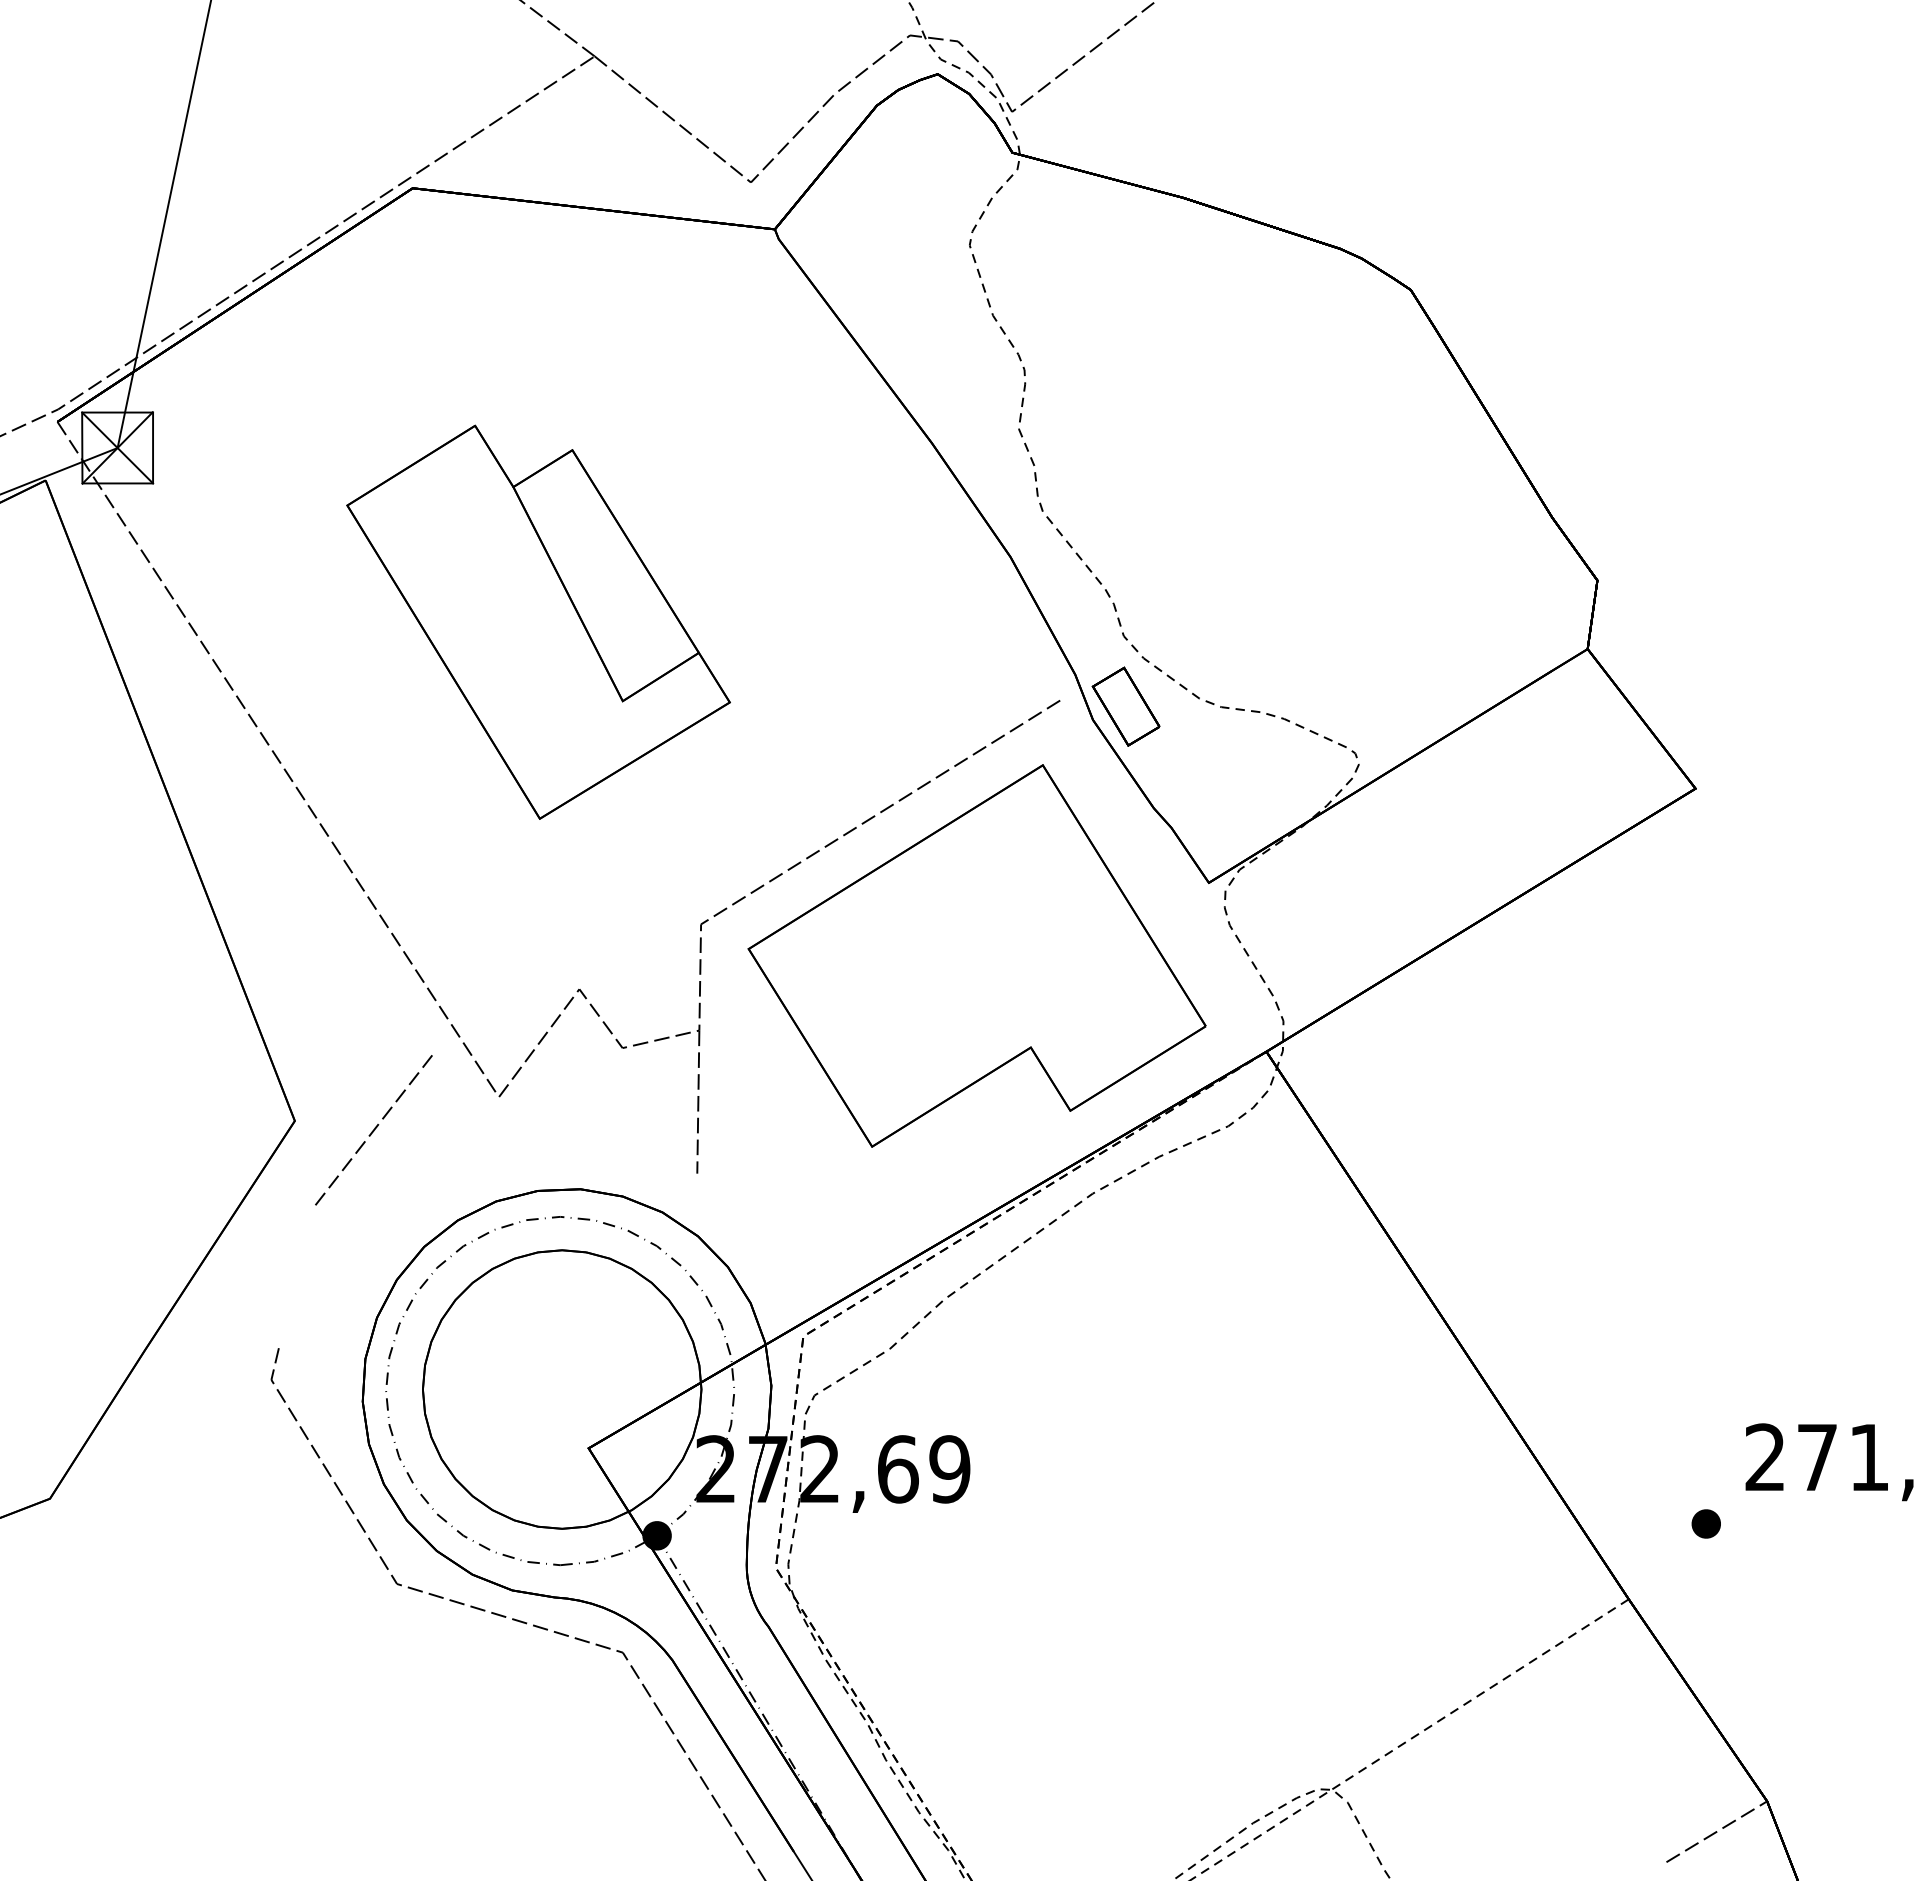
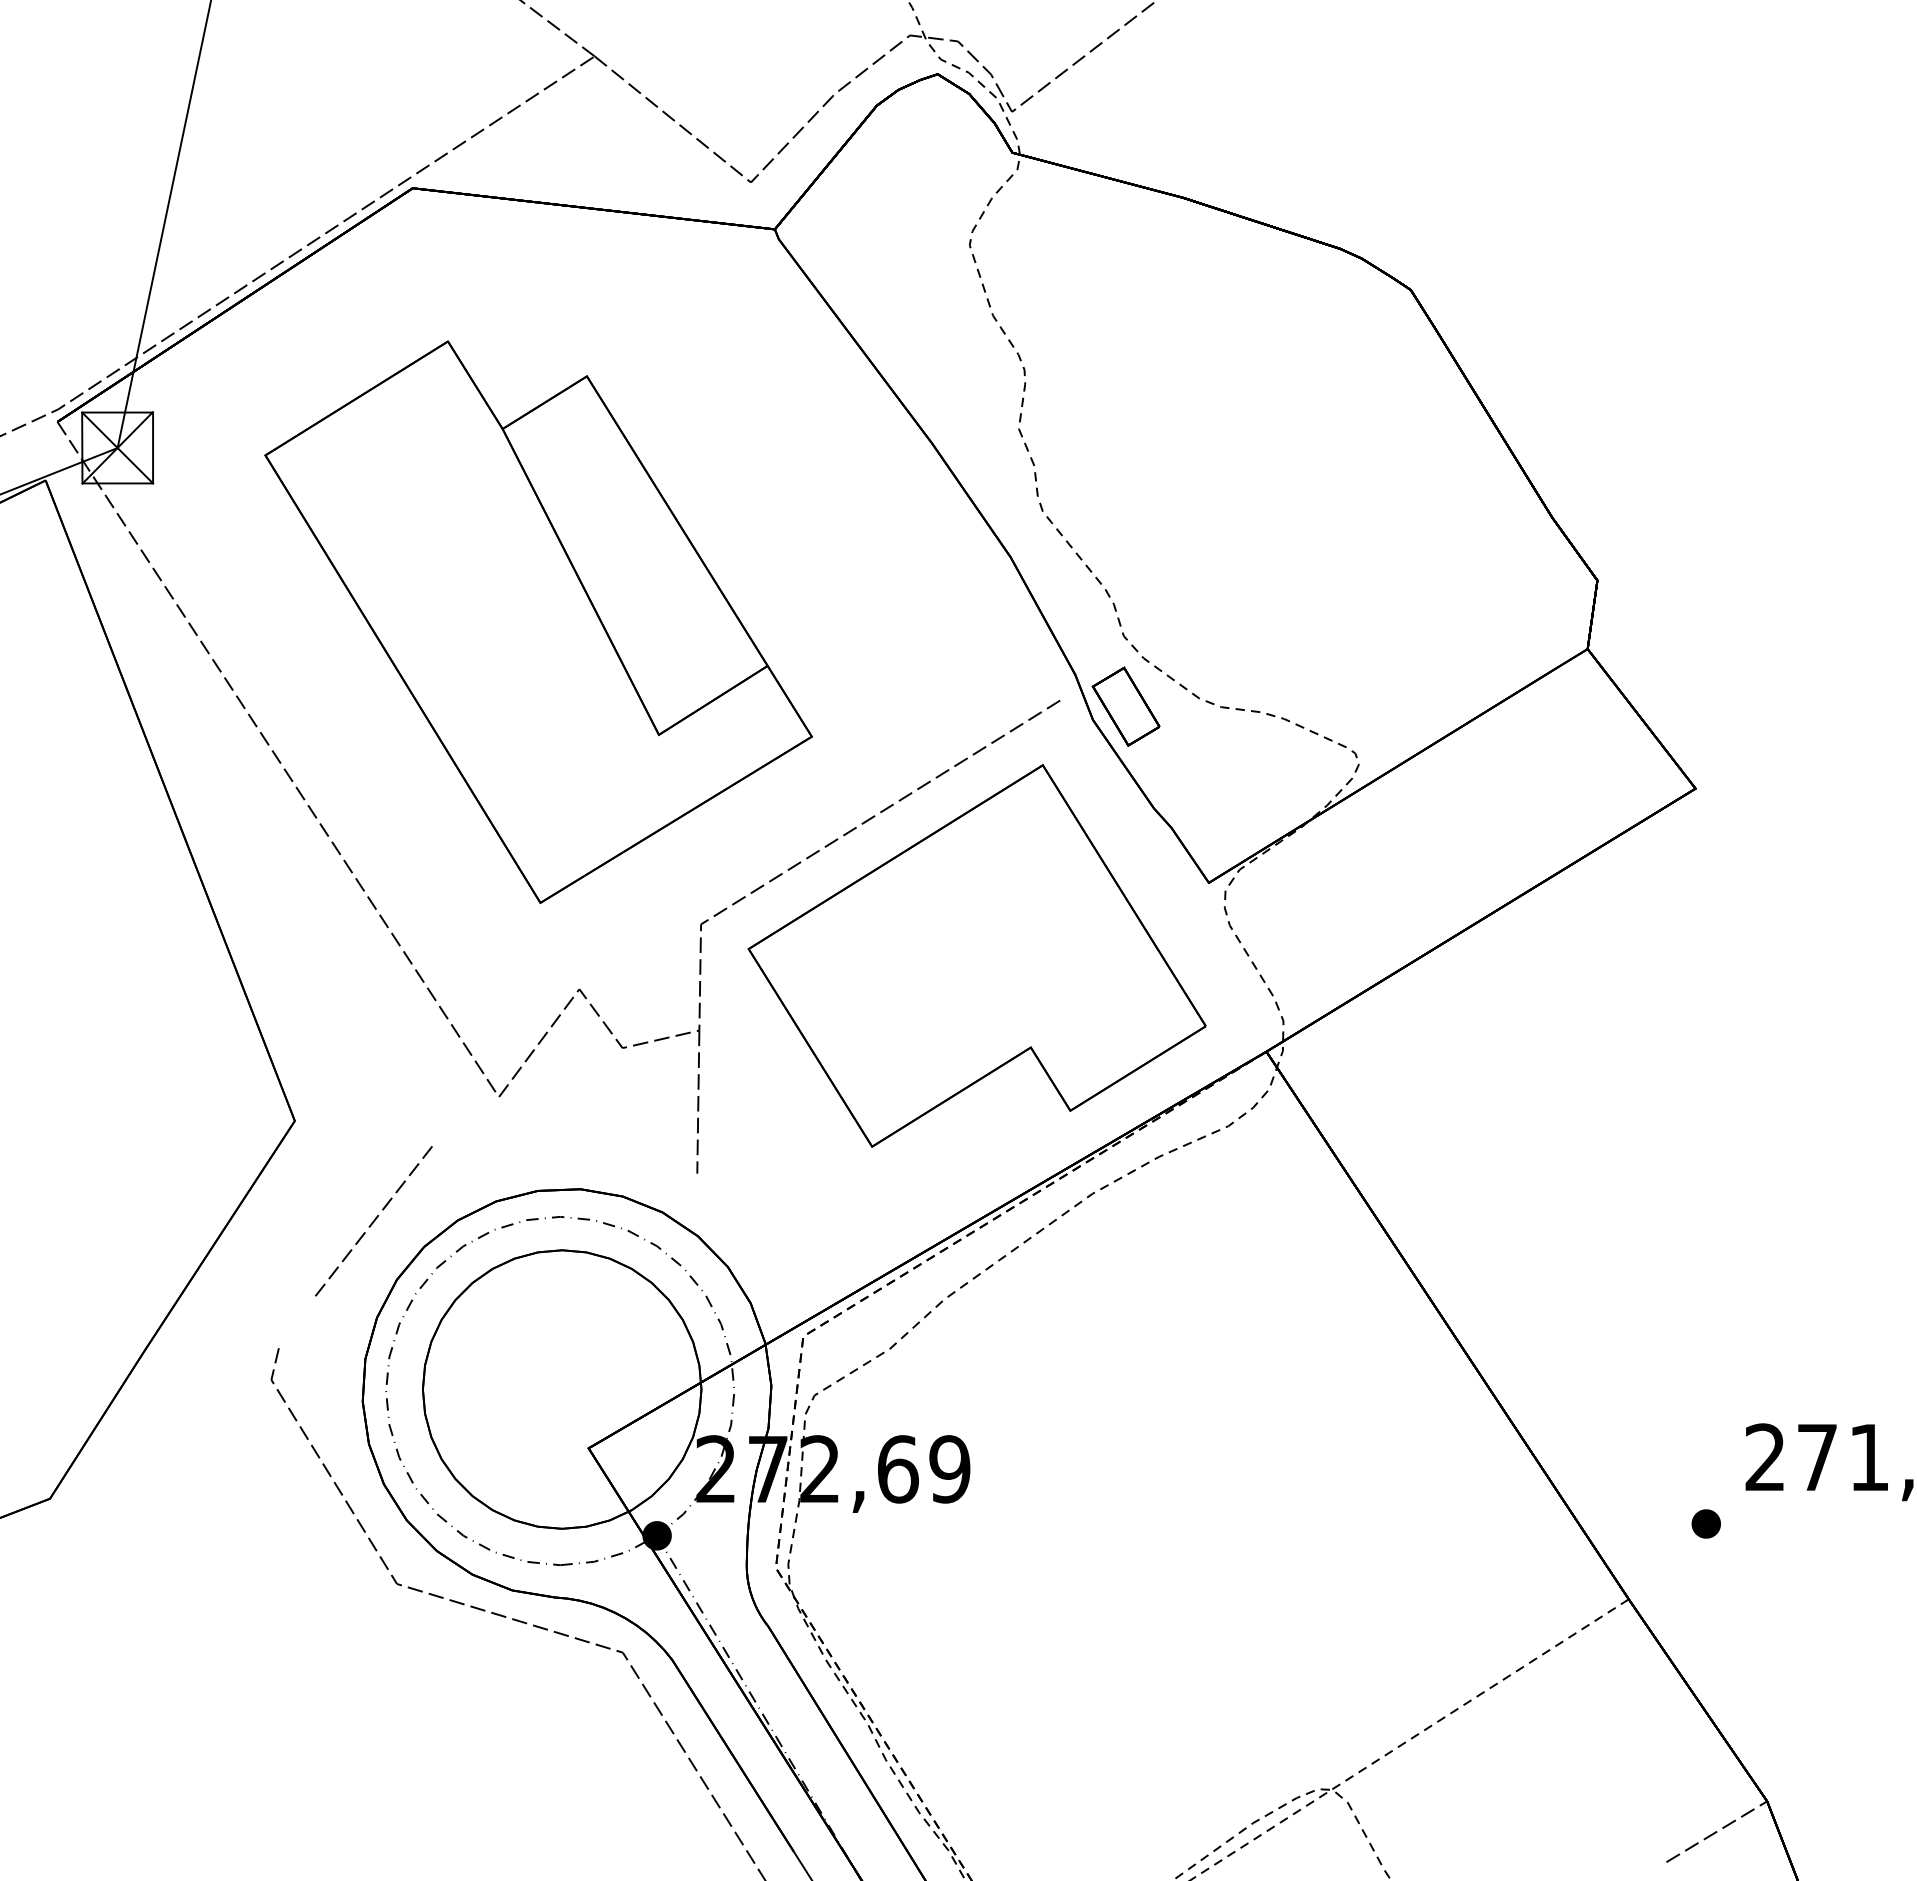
part size: 385x396 px -> 549x565 px (538, 622)
line position: (373, 1130) -> (373, 1221) (373, 1221)
